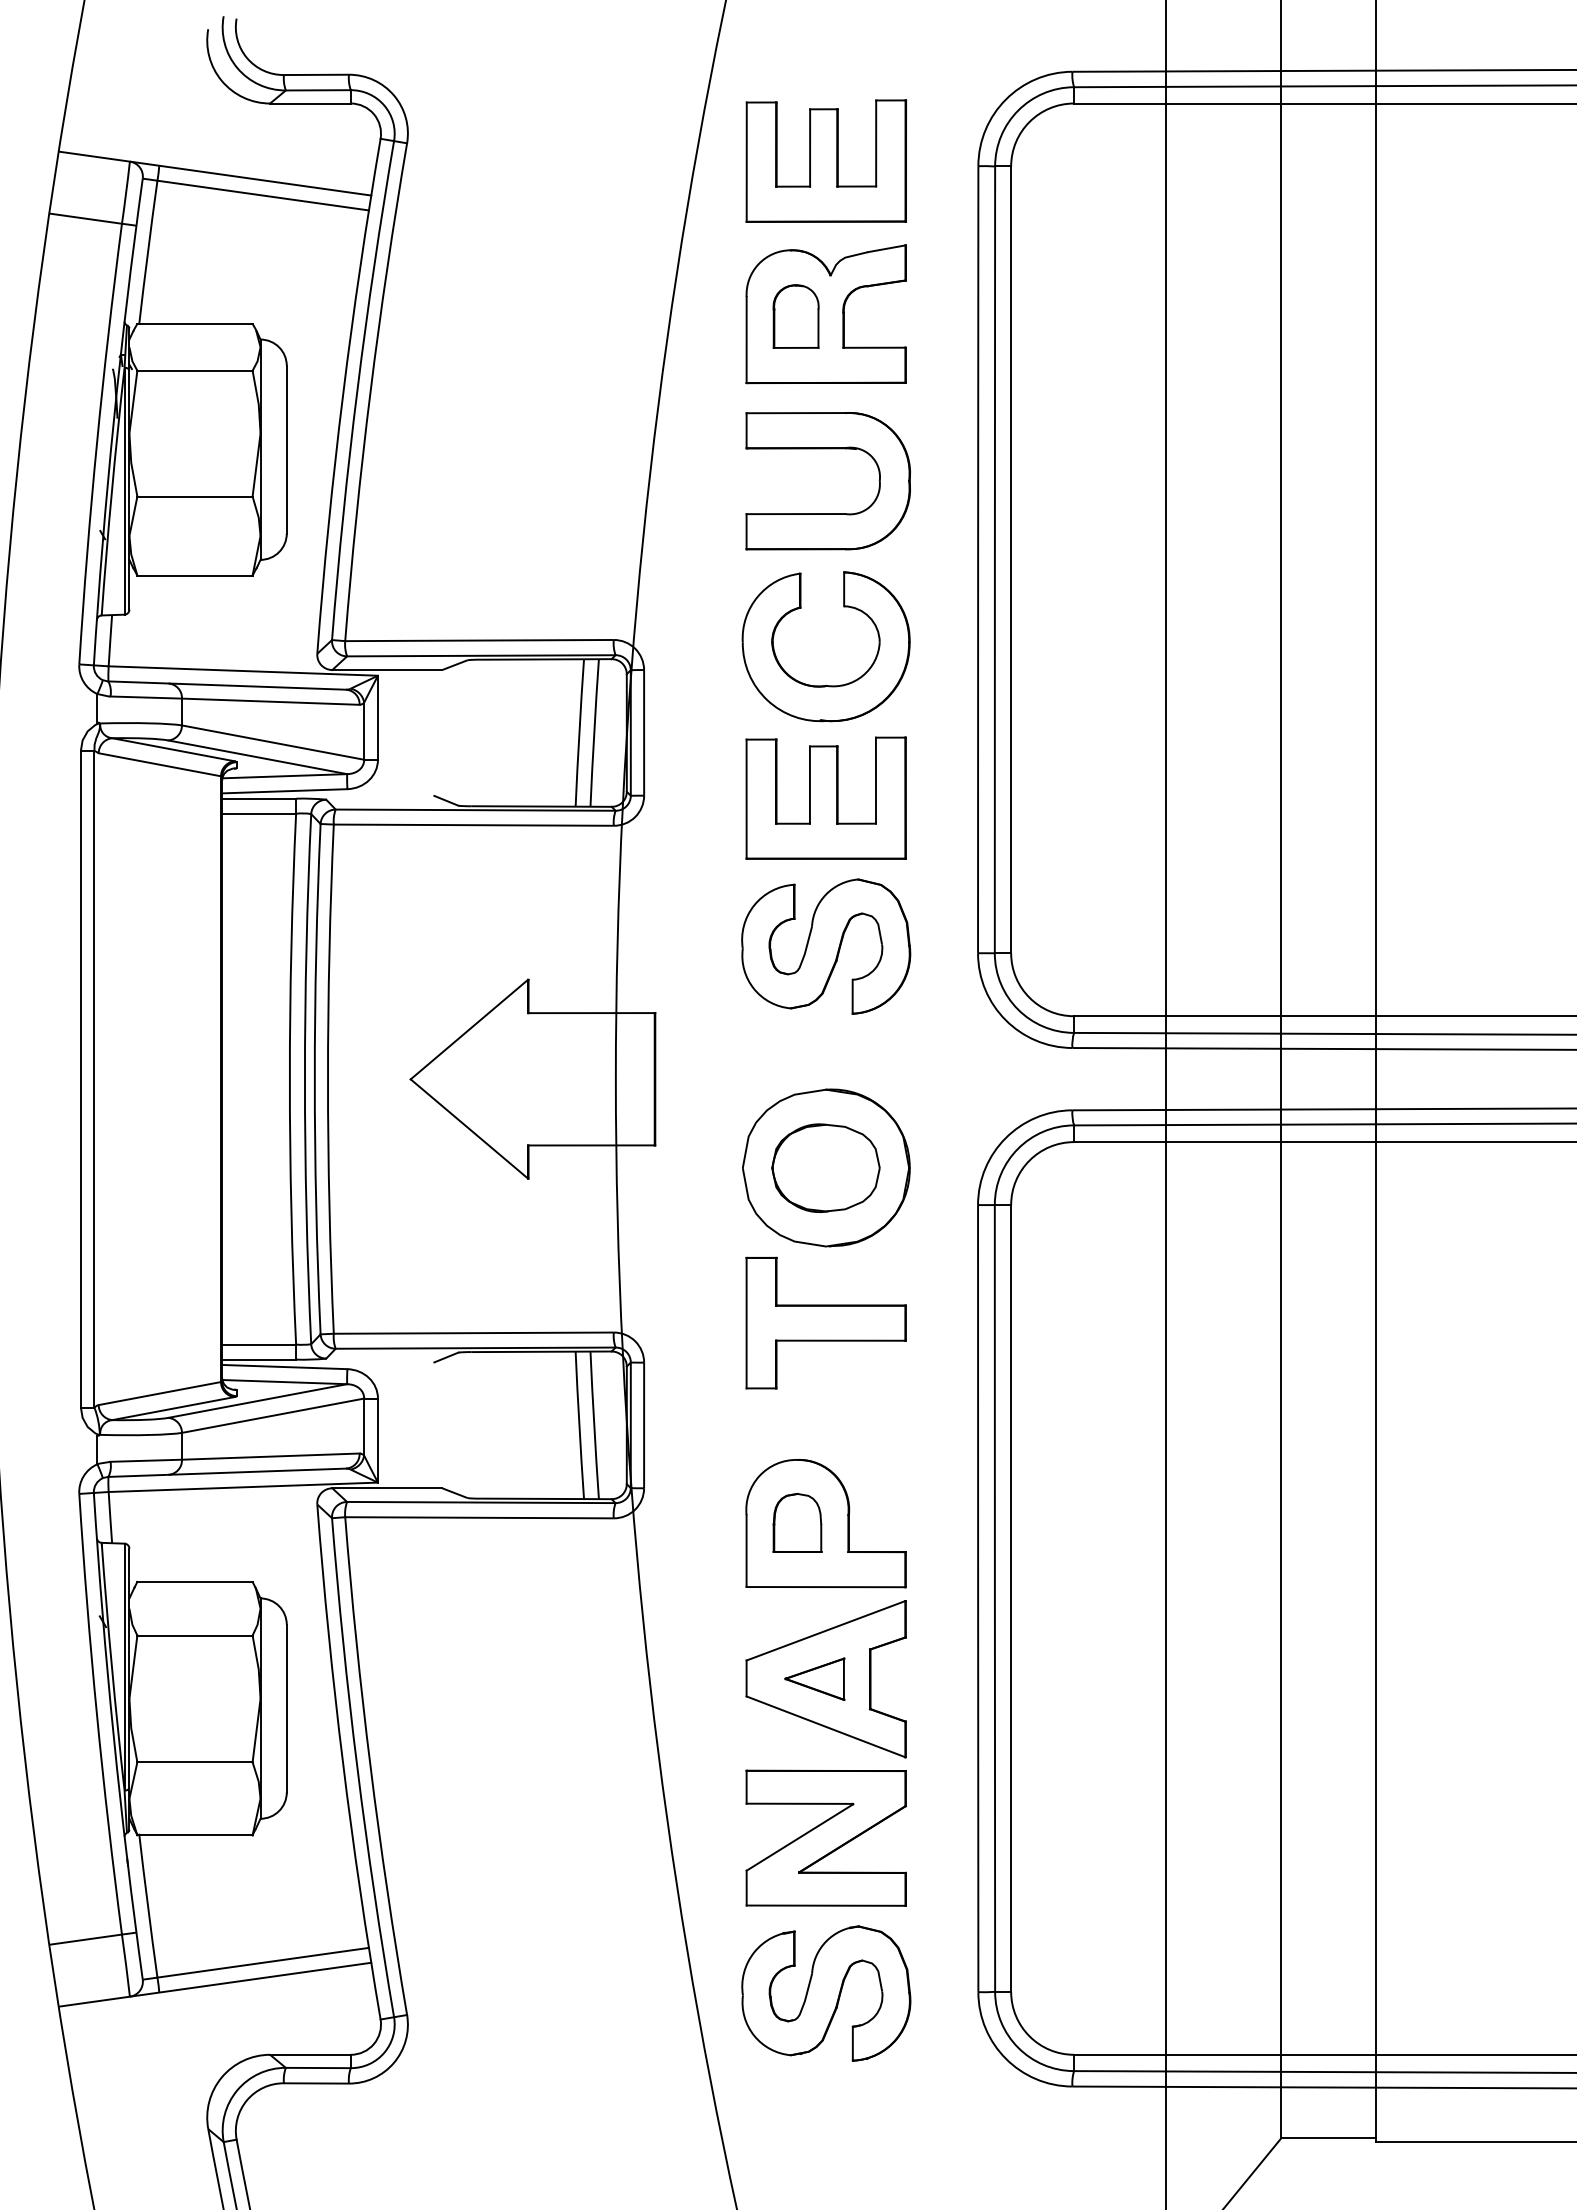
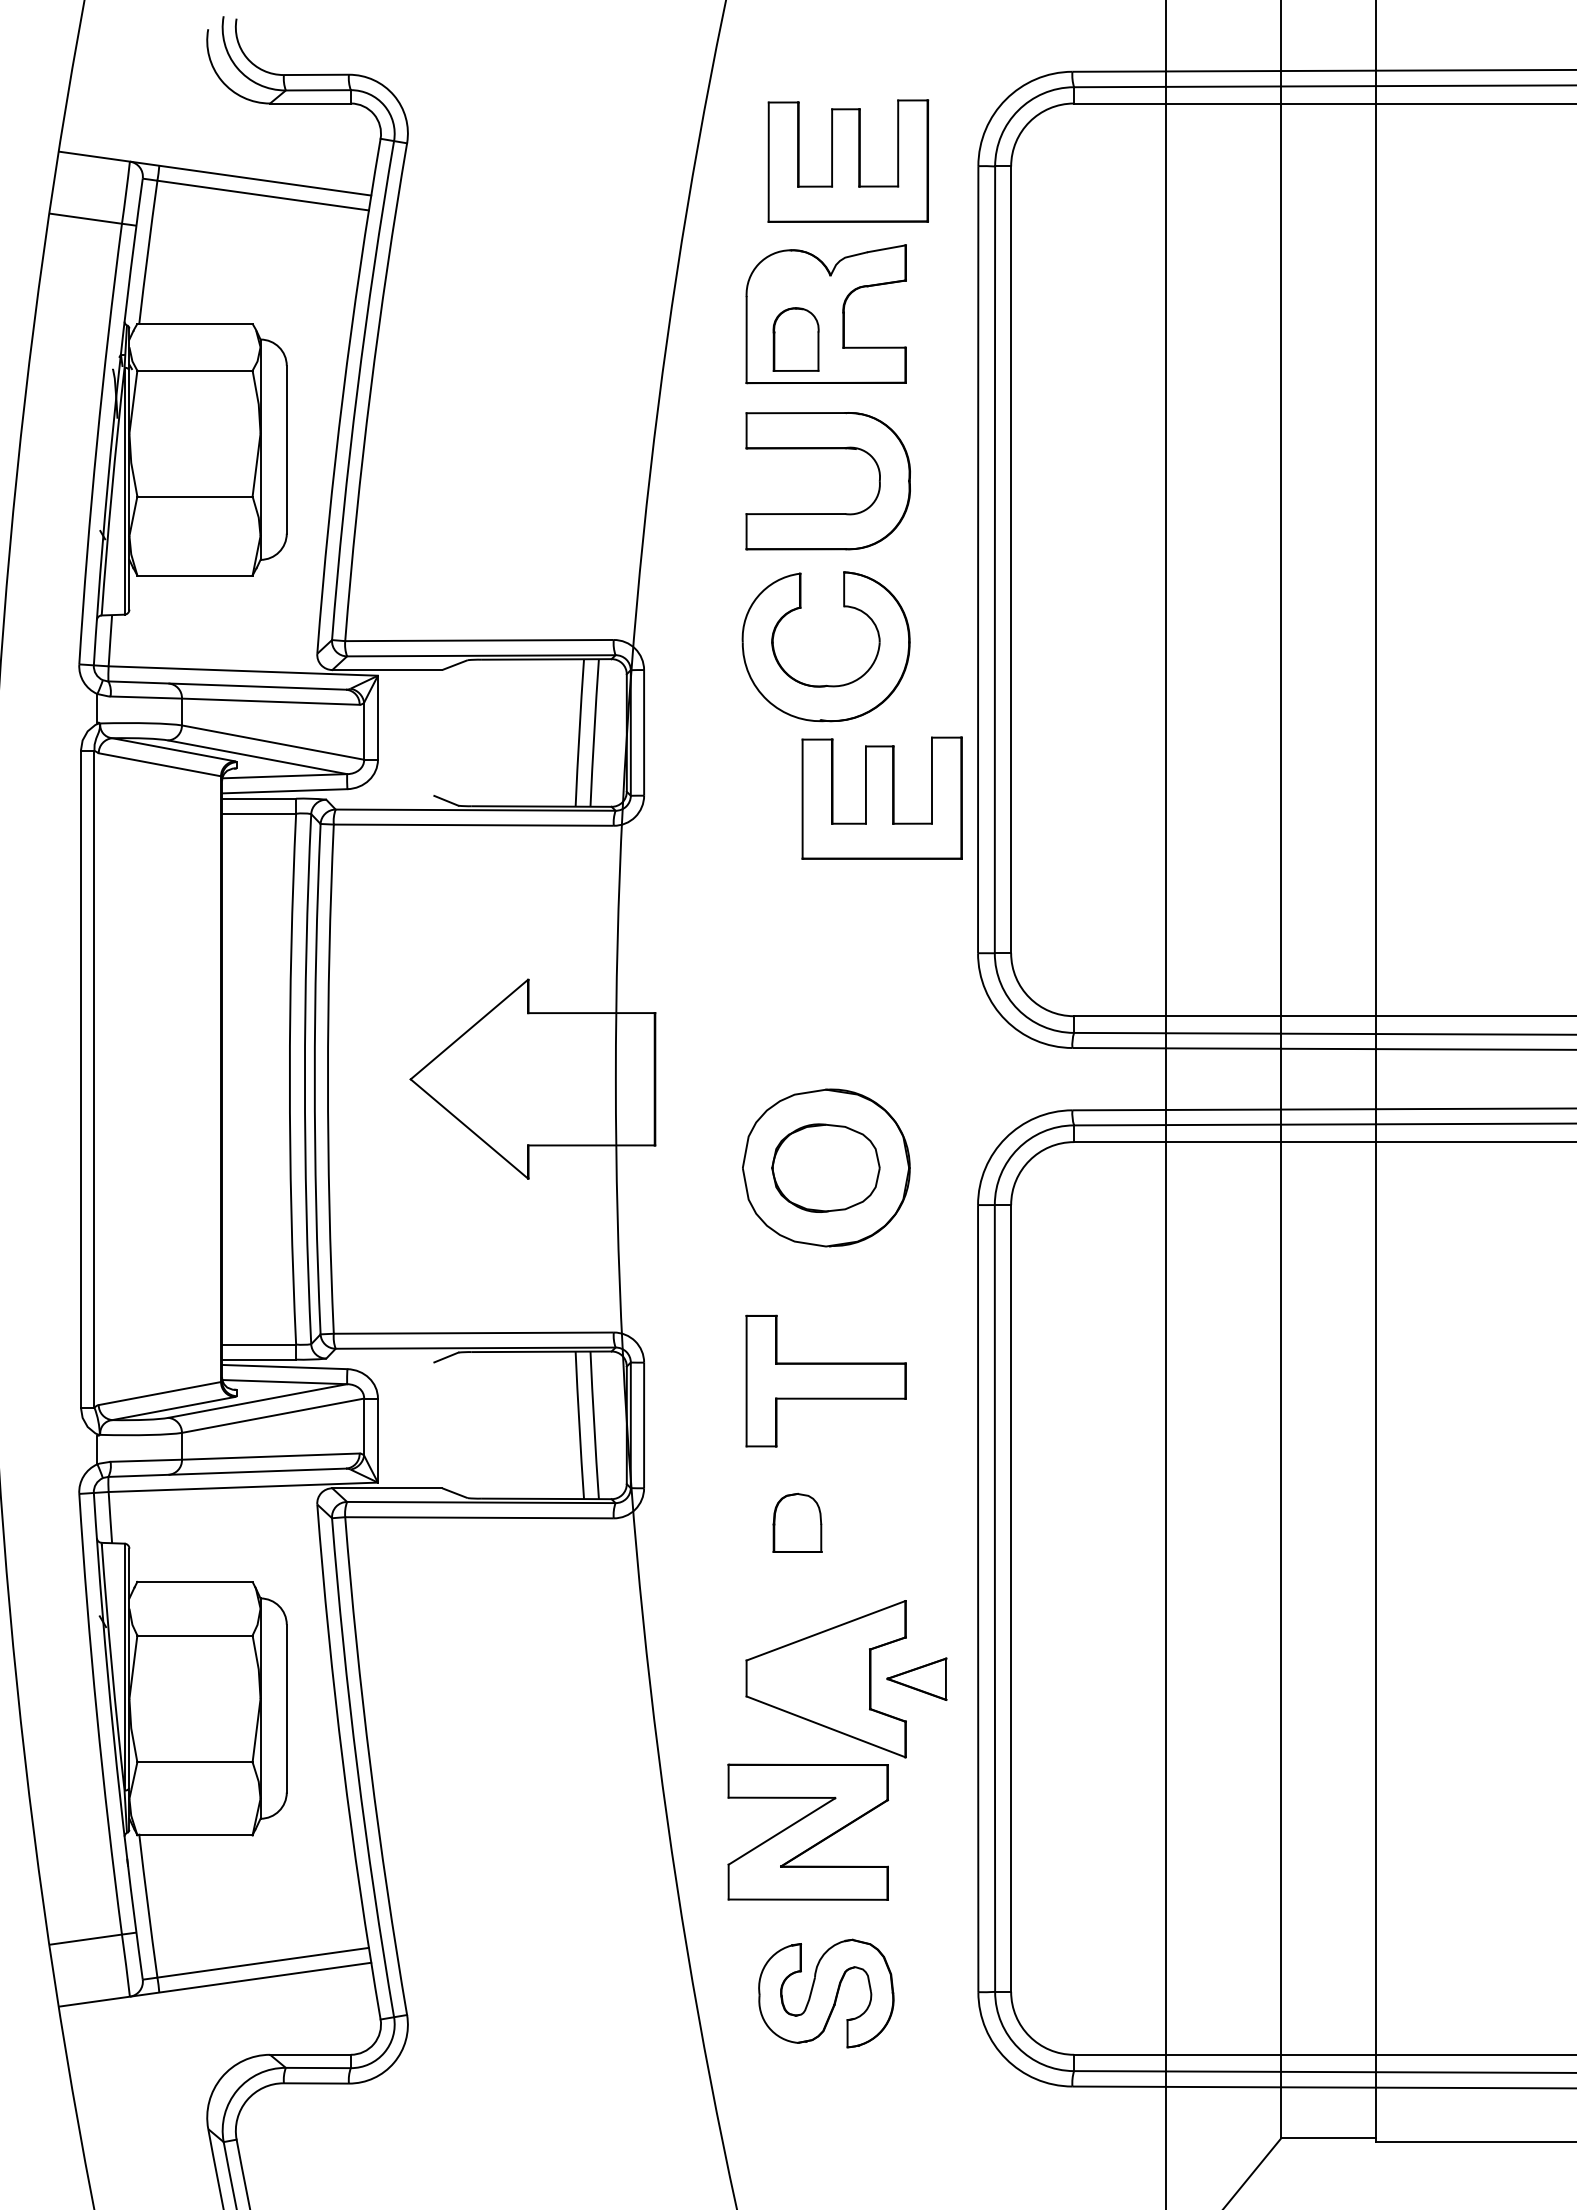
part position: (826, 160) -> (848, 160) (848, 160)
part position: (795, 316) -> (795, 339) (795, 339)
part position: (825, 797) -> (881, 797) (881, 797)
part: present -> none (826, 946)
part position: (825, 1322) -> (825, 1380) (825, 1380)
part: present -> none (825, 1523)
part position: (814, 1678) -> (916, 1678) (916, 1678)
part position: (825, 1837) -> (807, 1831) (807, 1831)
part size: 171x137 px -> 137x111 px (826, 1993)
